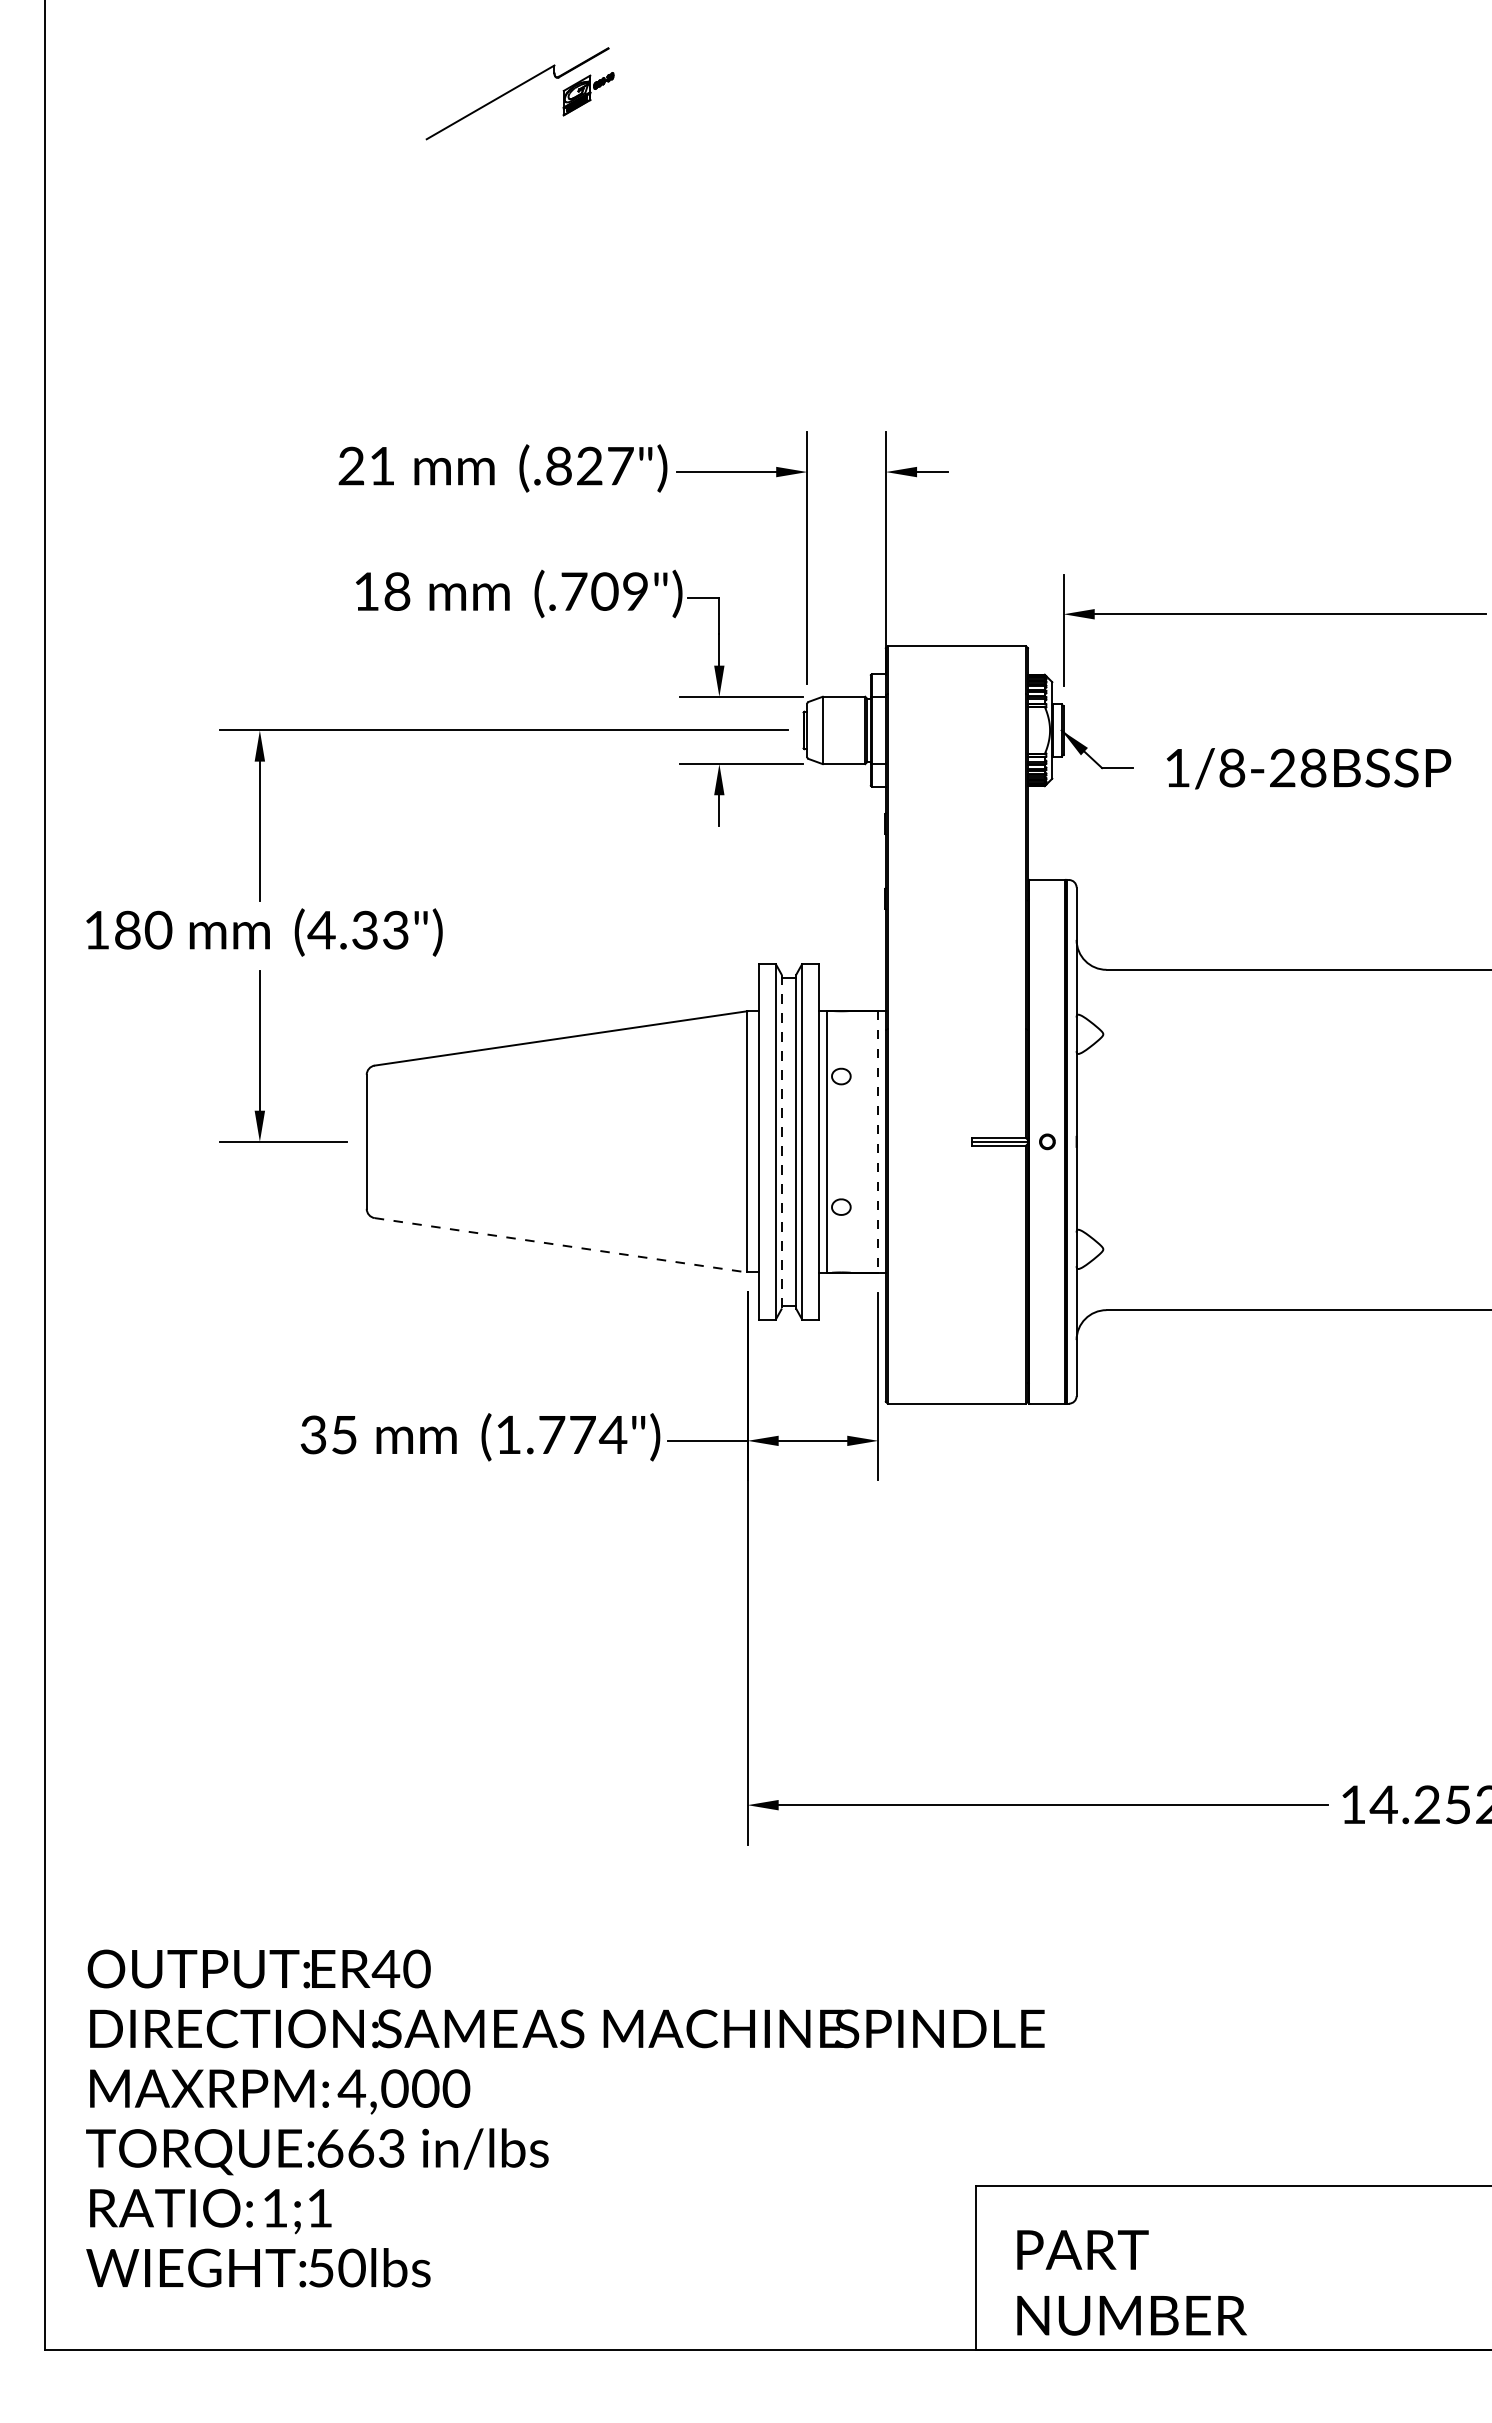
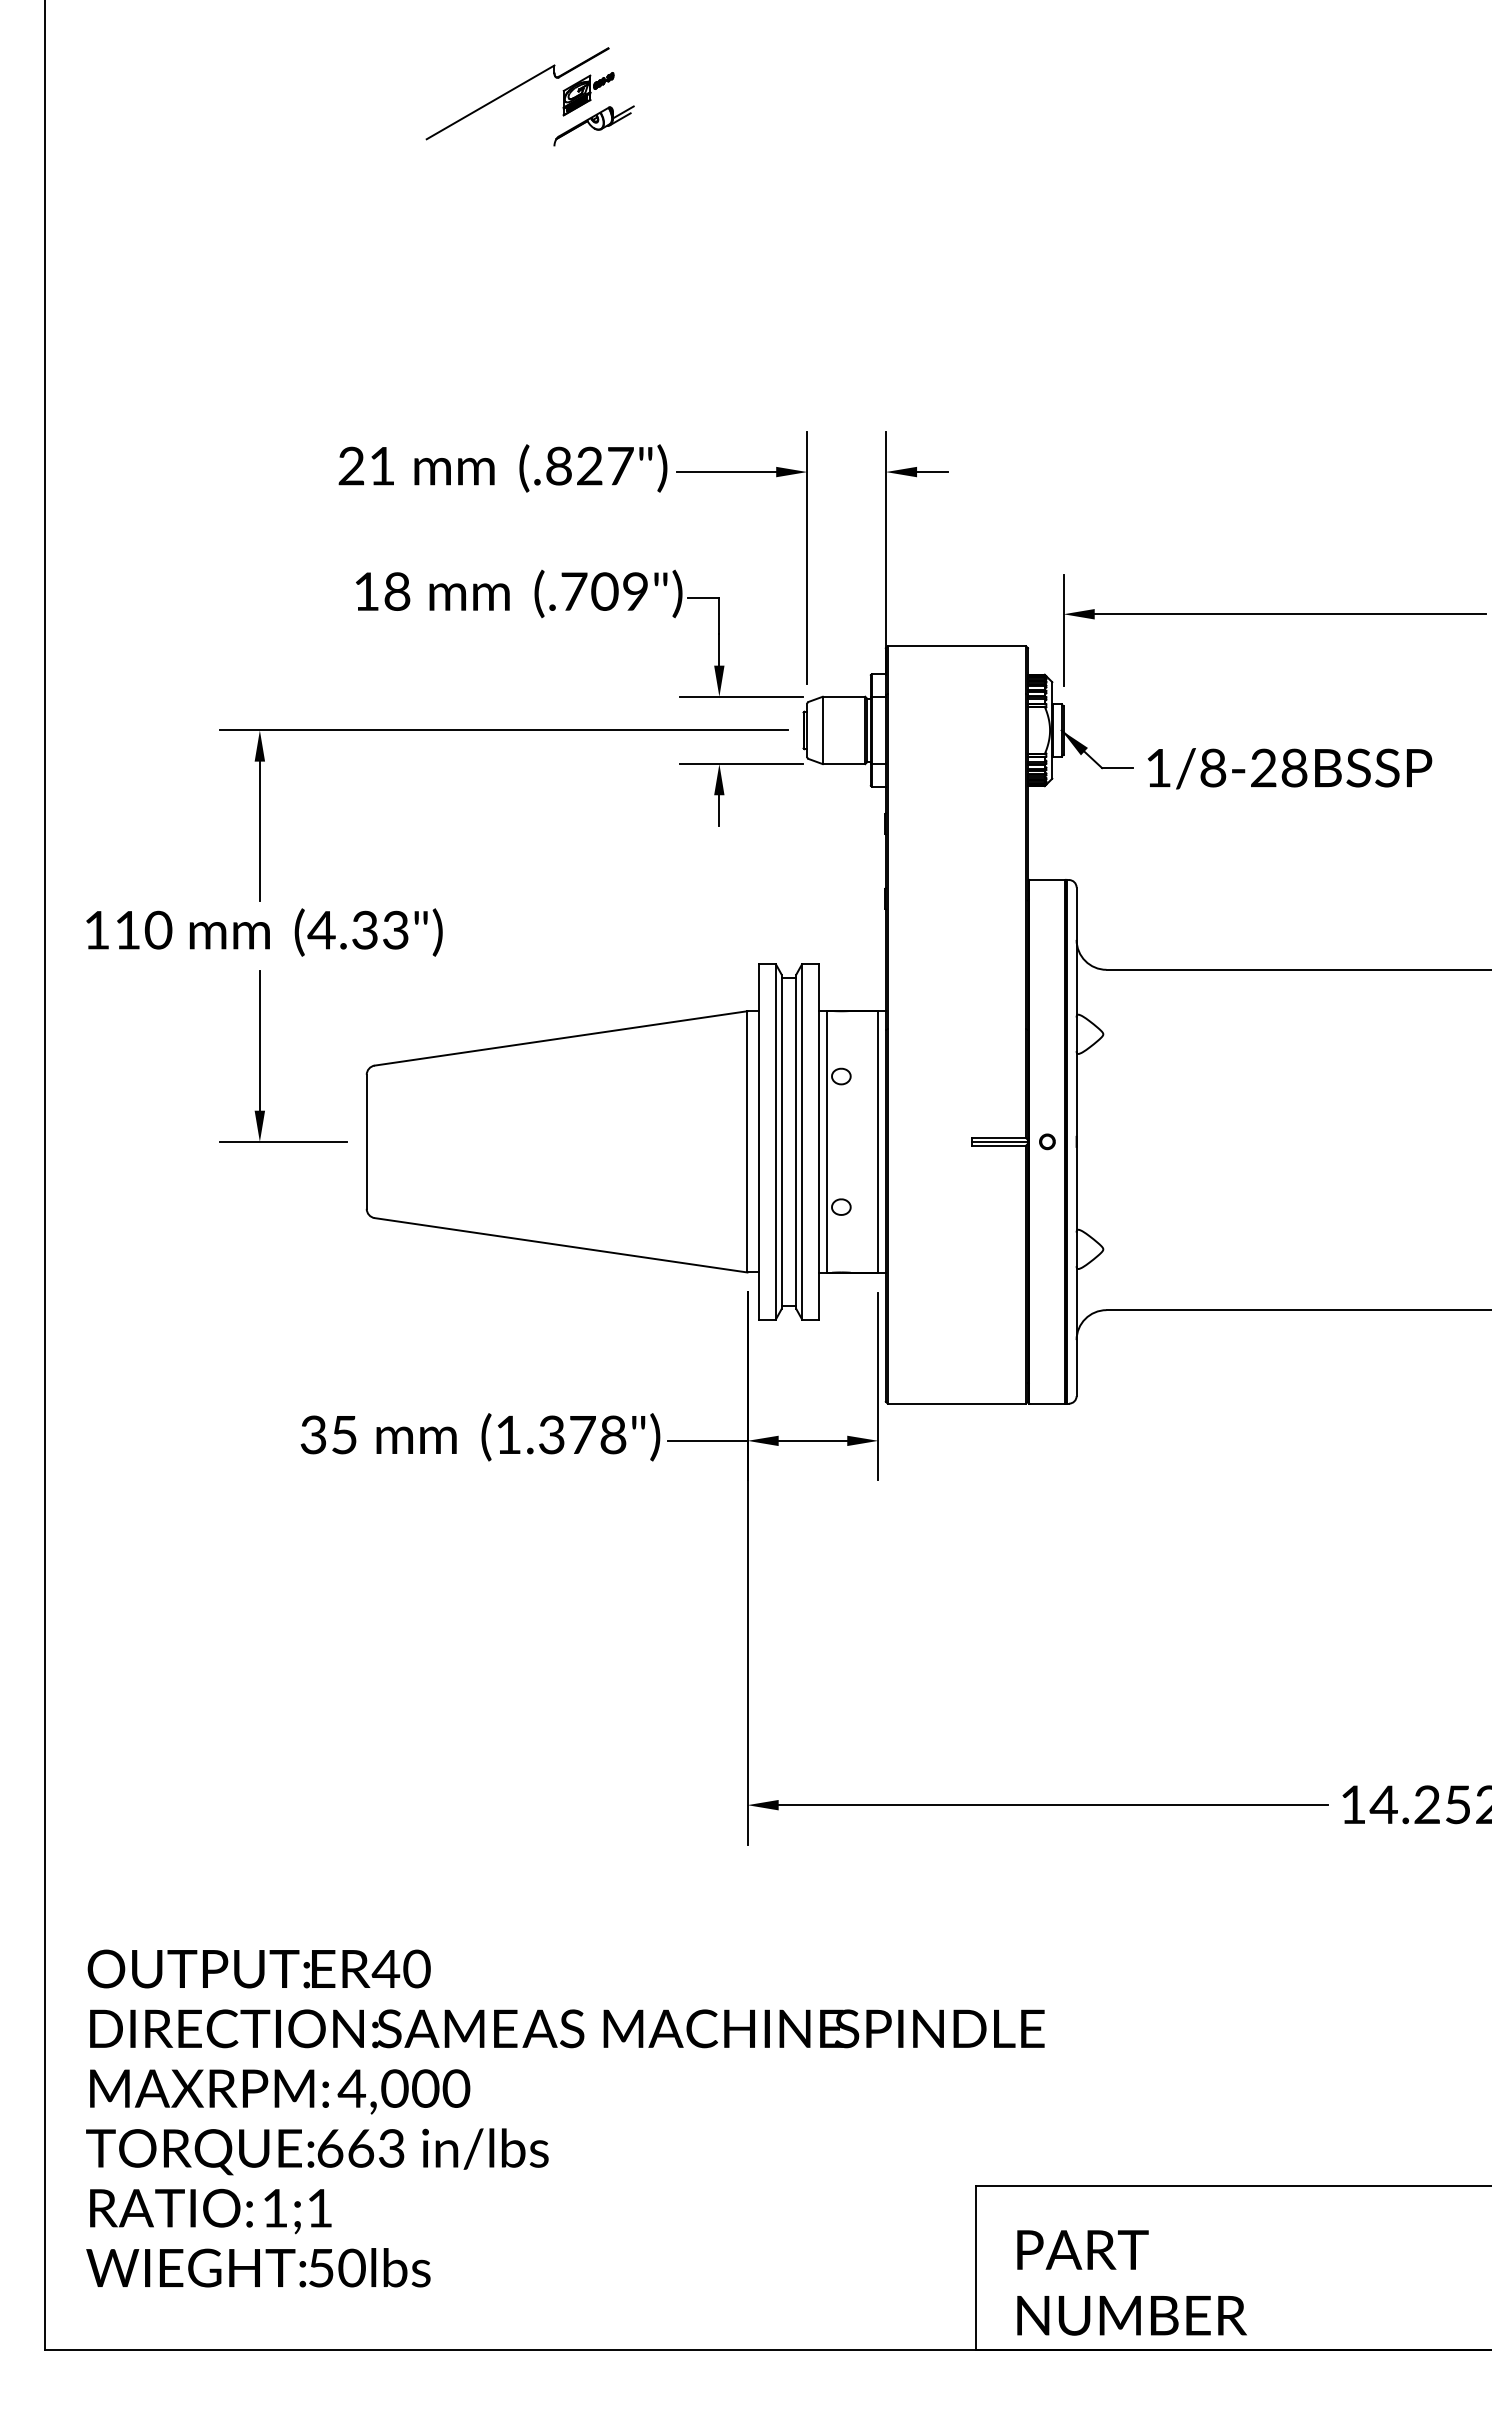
part: none -> present (593, 125)
text position: (1309, 768) -> (1290, 768) (1290, 768)
text: 180 -> 110 (127, 929)
line: dashed -> solid (781, 1141)
line: dashed -> solid (878, 1141)
line: dashed -> solid (561, 1245)
text: (1.774") -> (1.378") (583, 1434)
